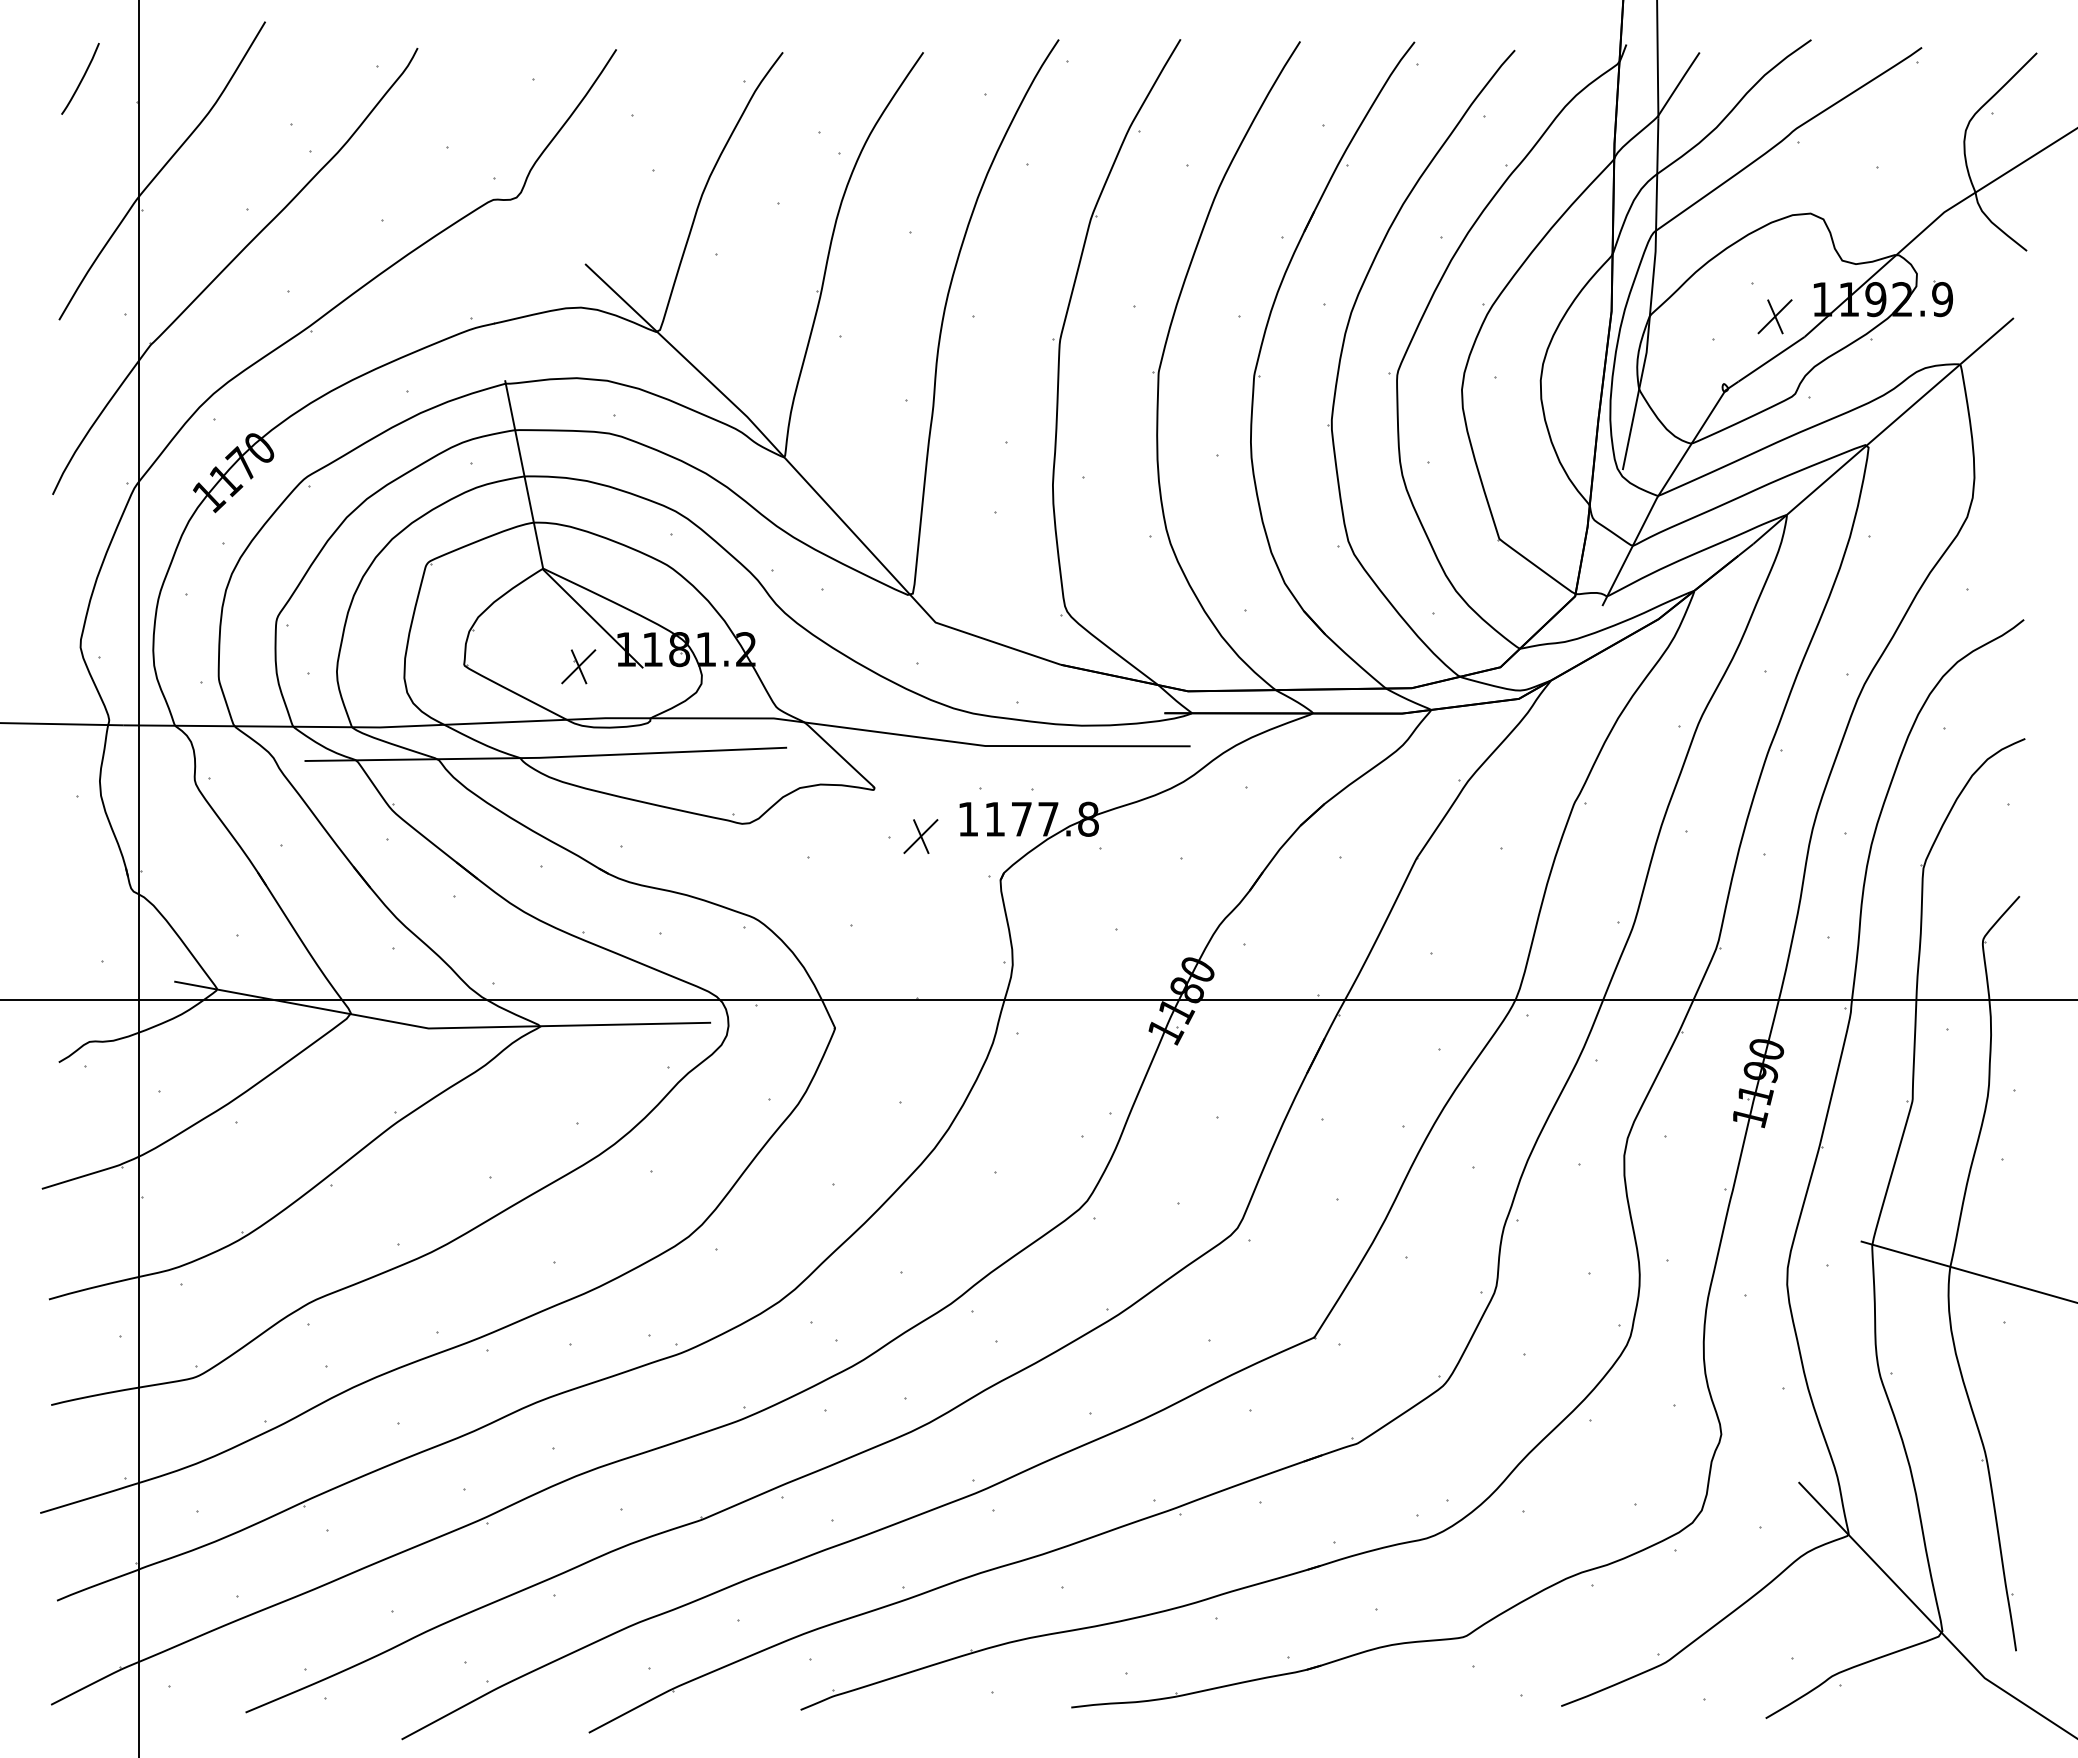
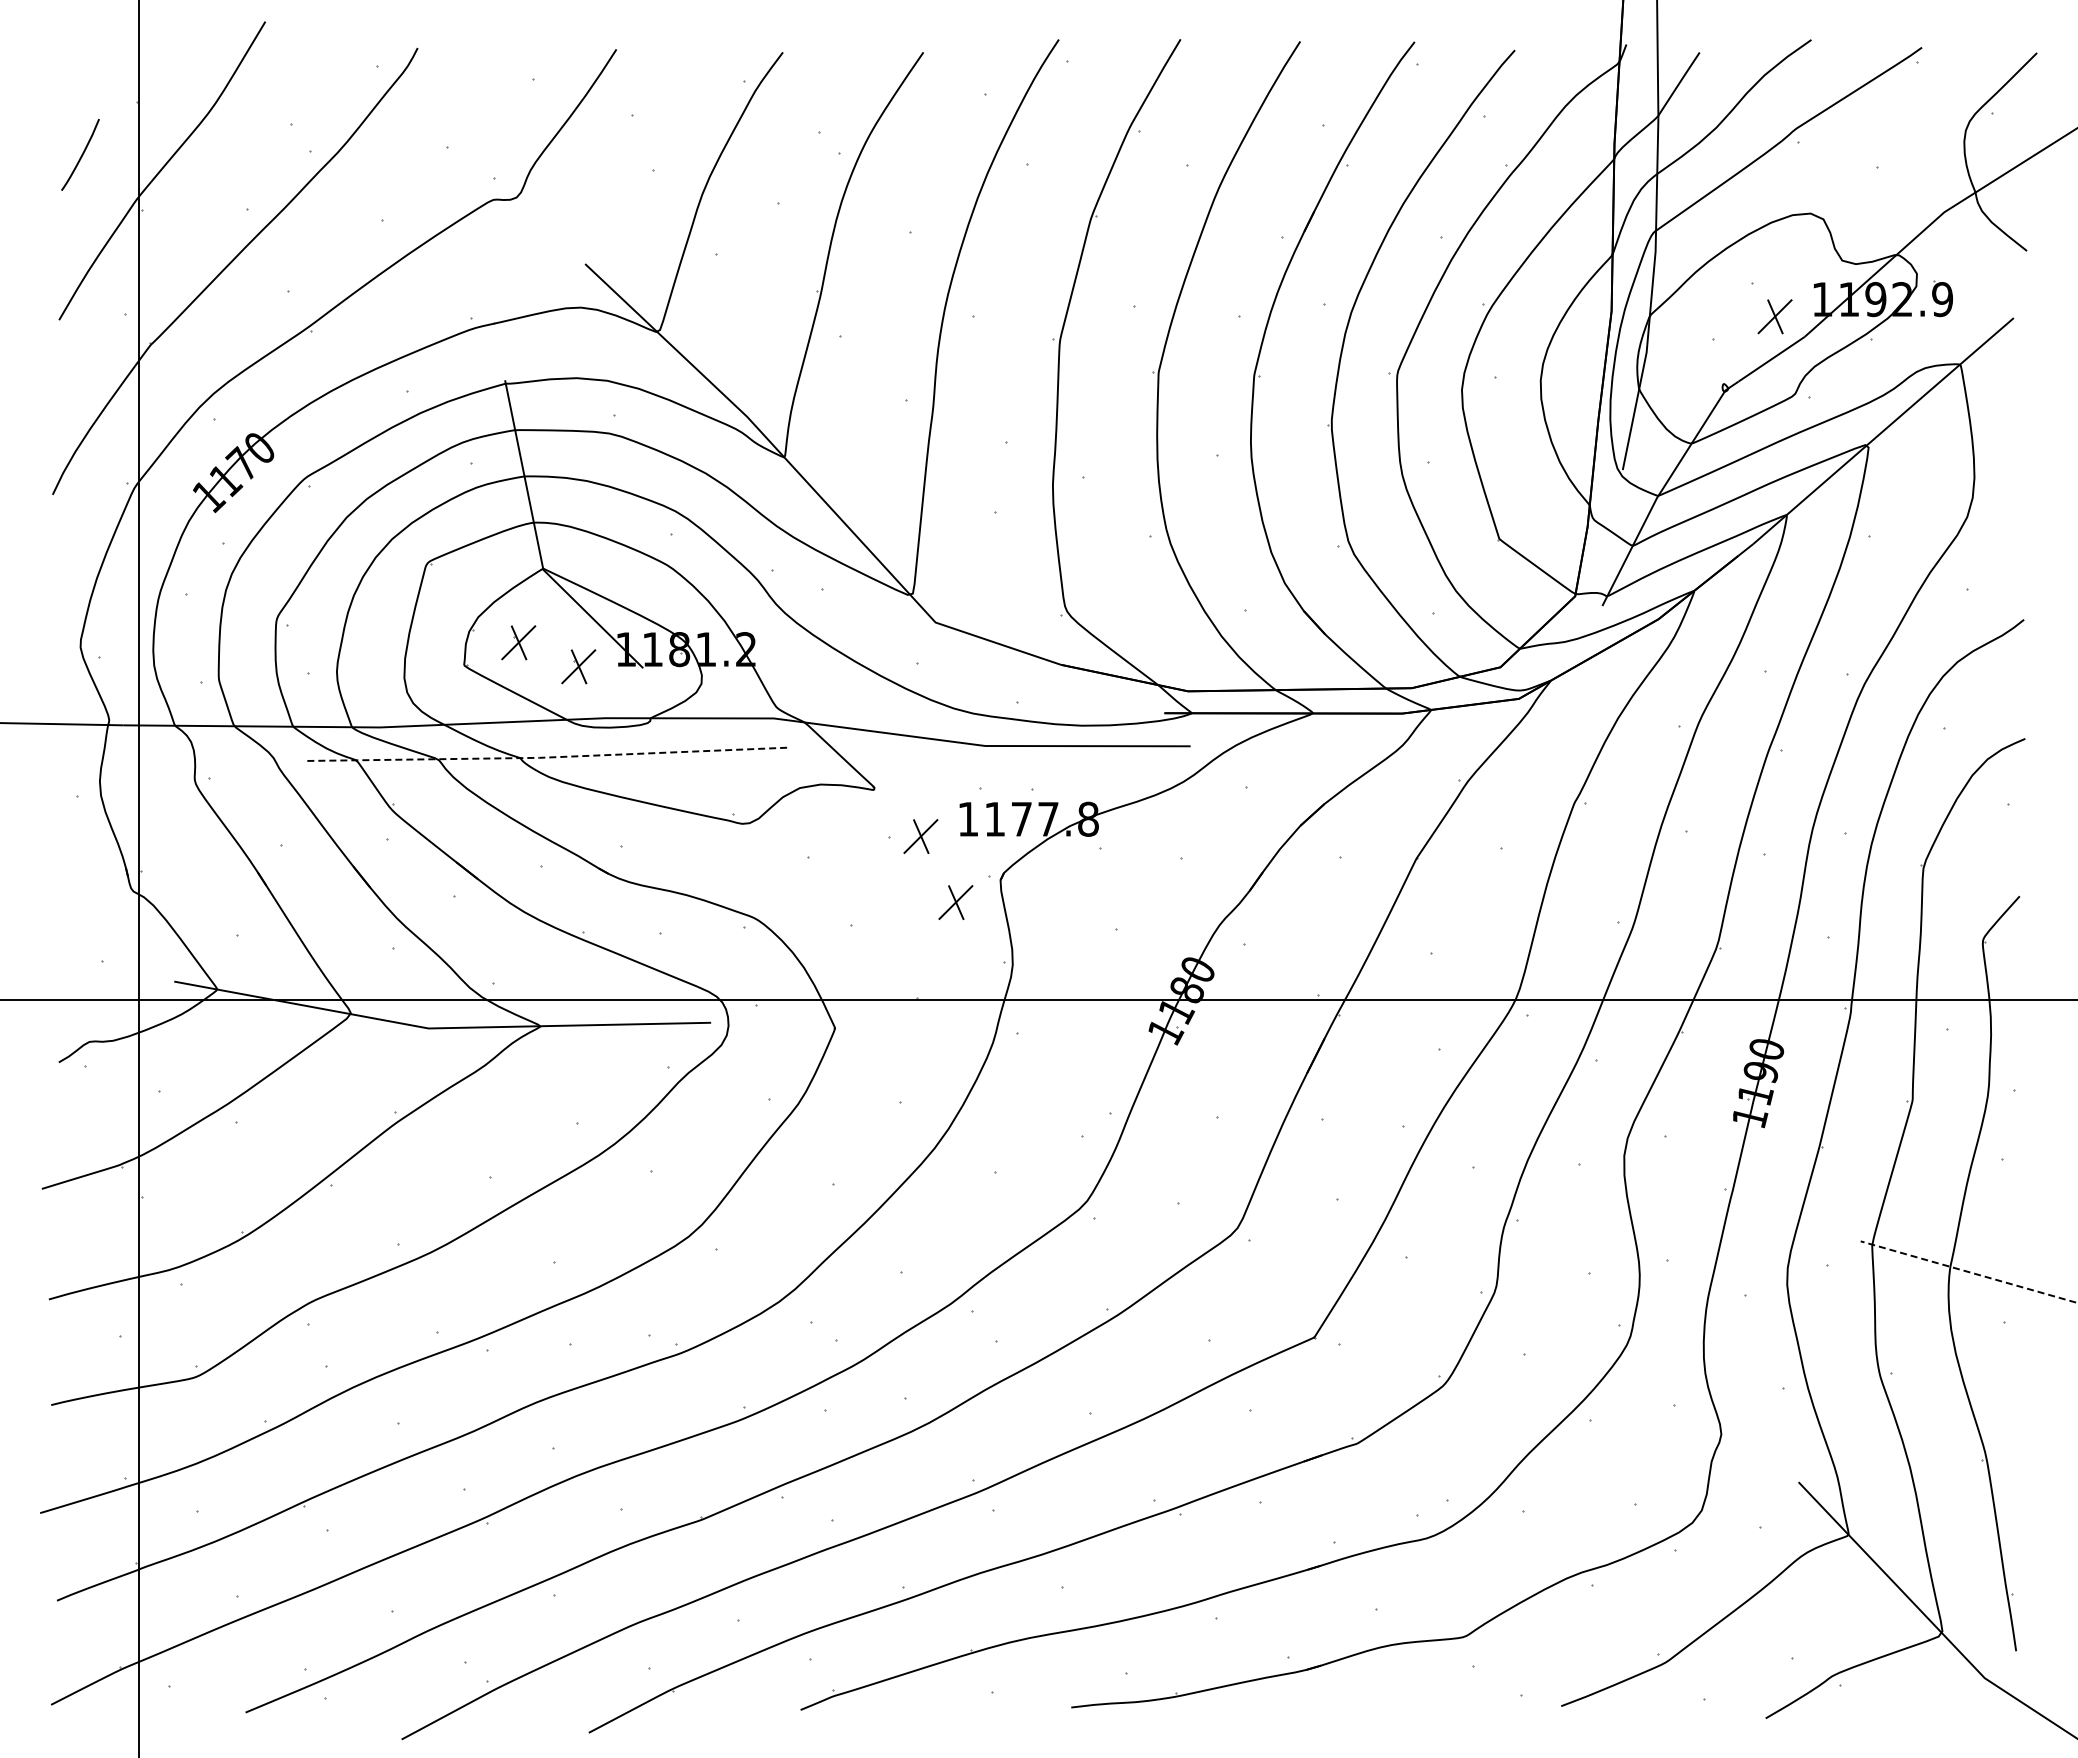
curve position: (81, 78) -> (81, 154) (81, 154)
part: none -> present (518, 642)
line: solid -> dashed (544, 757)
part: none -> present (955, 902)
line: solid -> dashed (1968, 1271)
